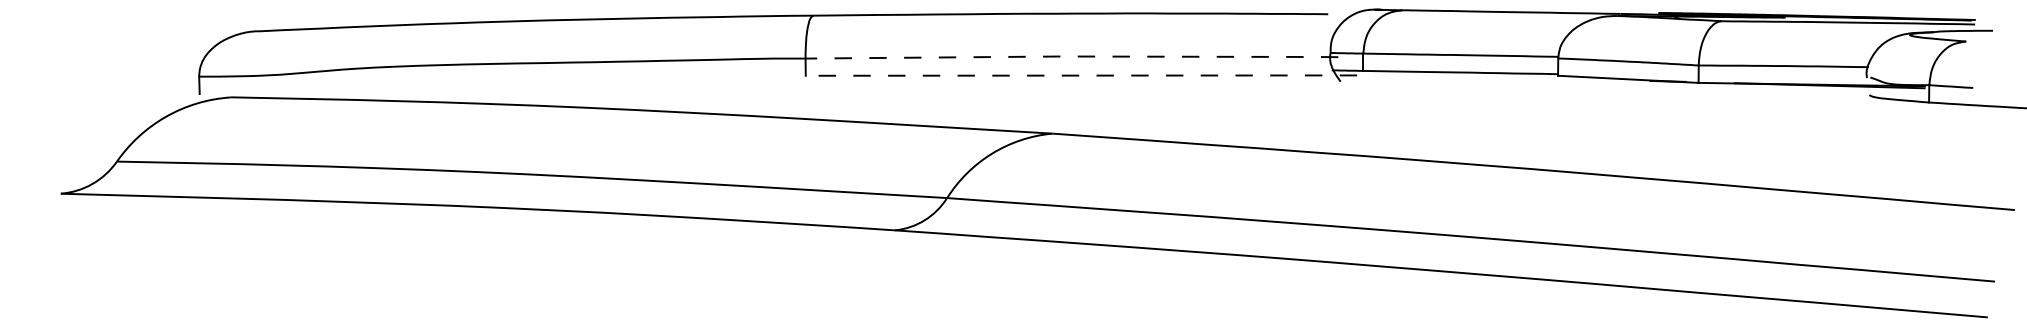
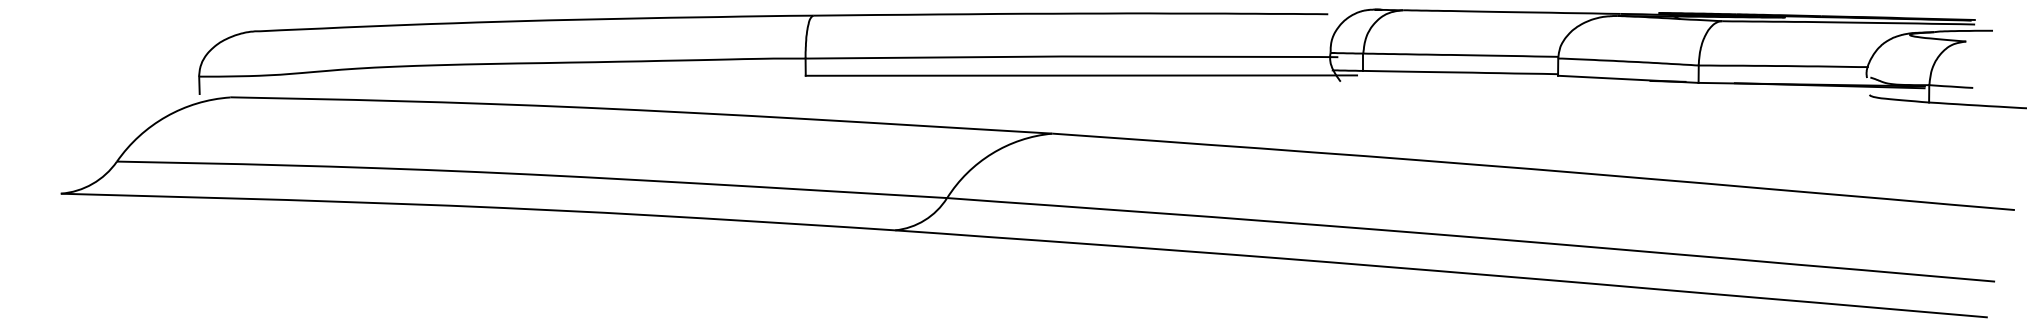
line: dashed -> solid (1071, 56)
line: dashed -> solid (1081, 75)
